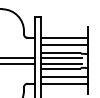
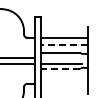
line: solid -> dashed (64, 45)
line: present -> none (61, 57)
line: solid -> dashed (60, 68)
line: present -> none (63, 76)
line: present -> none (63, 83)
